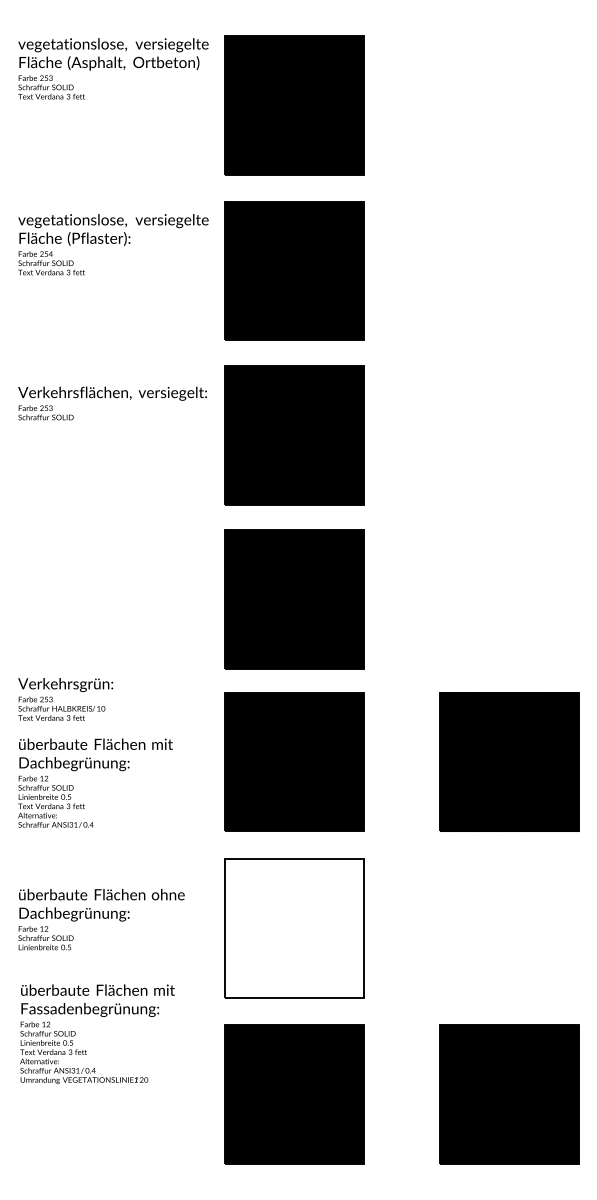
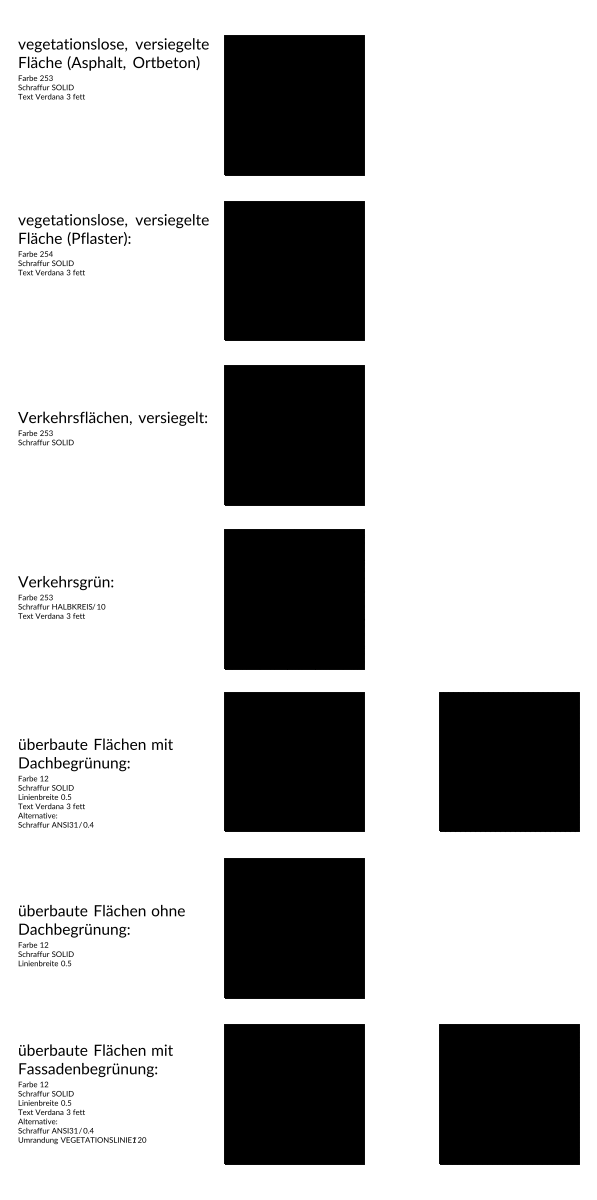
text position: (112, 403) -> (112, 428) (112, 428)
text position: (65, 699) -> (65, 597) (65, 597)
text position: (101, 919) -> (101, 935) (101, 935)
fill: none -> present (294, 928)
text position: (97, 1034) -> (95, 1094) (95, 1094)
